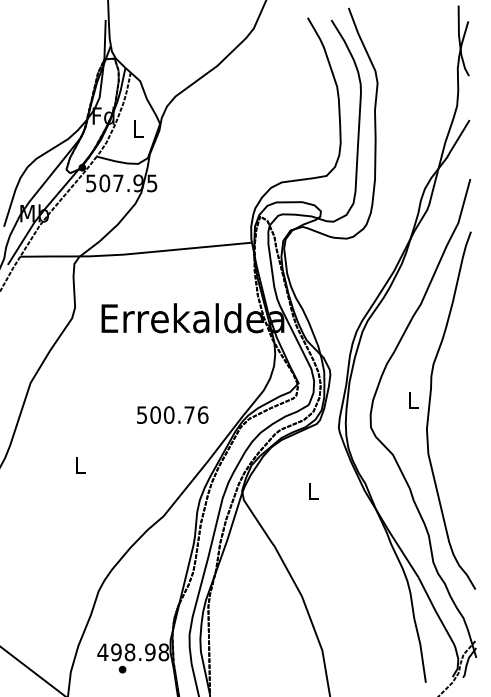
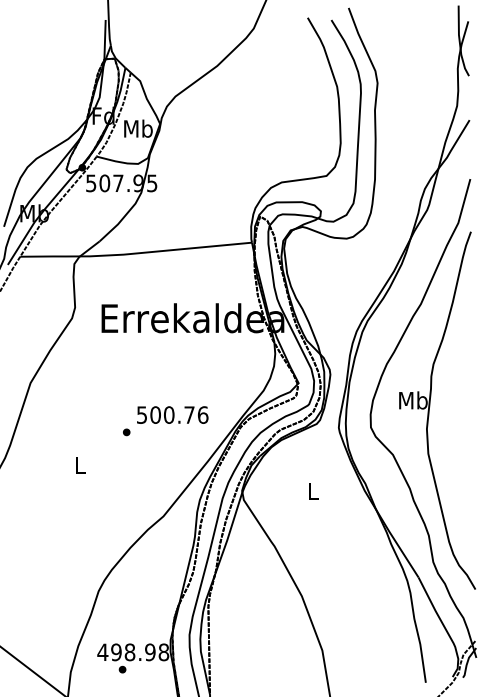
text: L -> Mb (138, 128)
text: L -> Mb (413, 400)
part: none -> present (126, 432)
